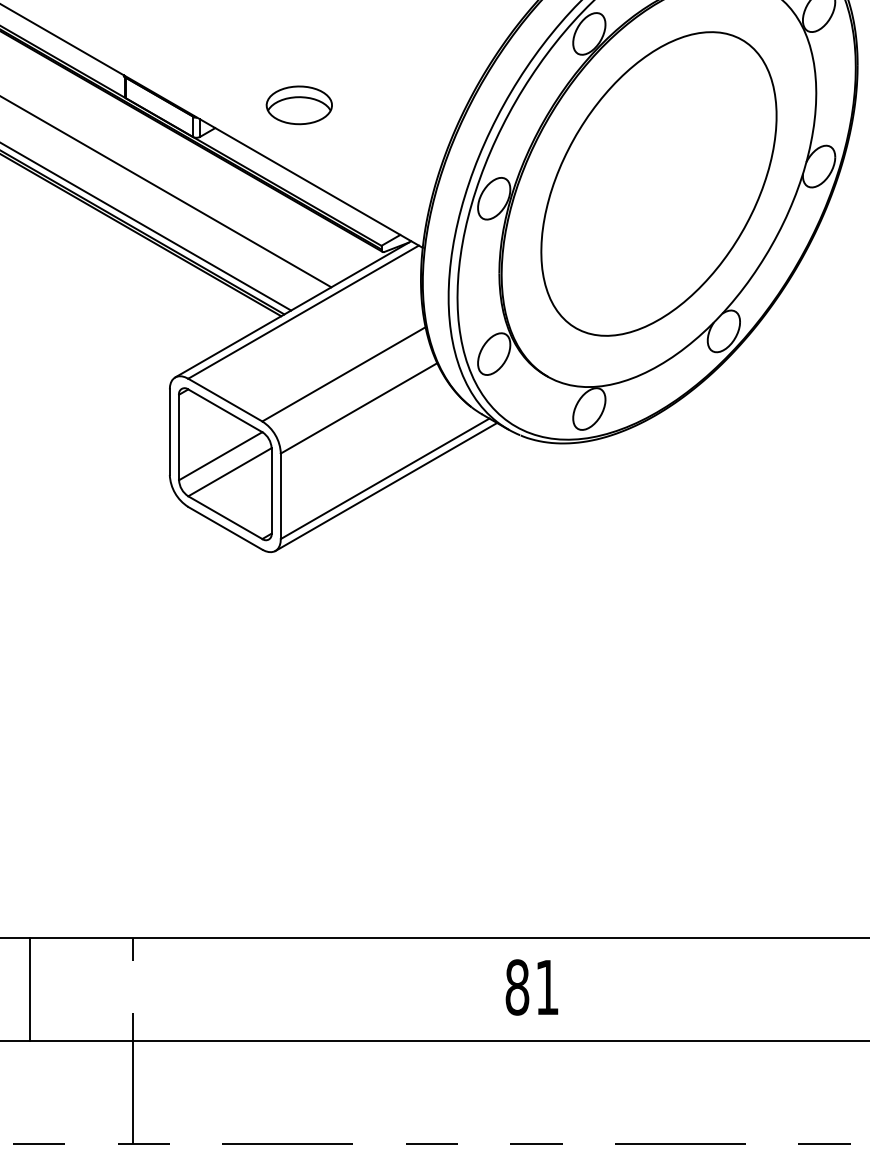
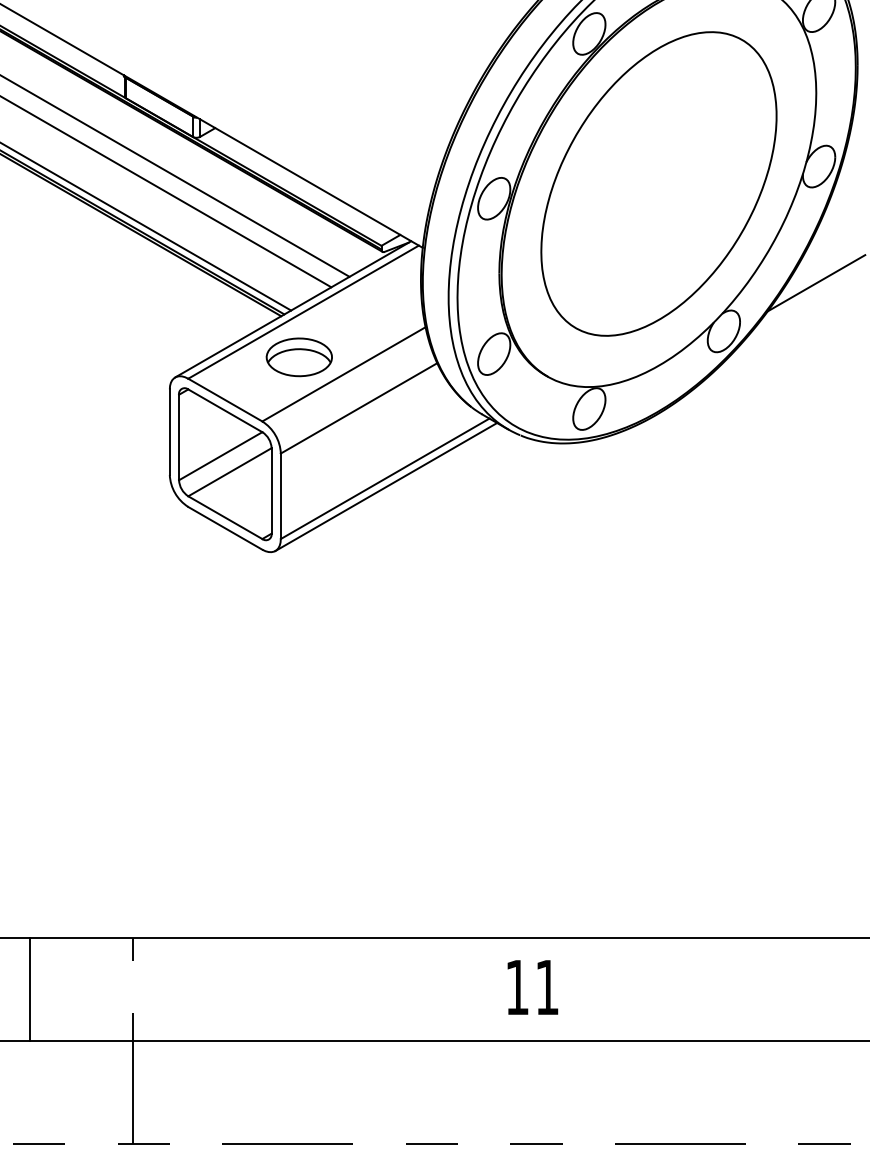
part position: (298, 105) -> (298, 357) (298, 357)
line: none -> present (175, 176)
line: none -> present (816, 283)
text: 81 -> 11 (517, 987)
